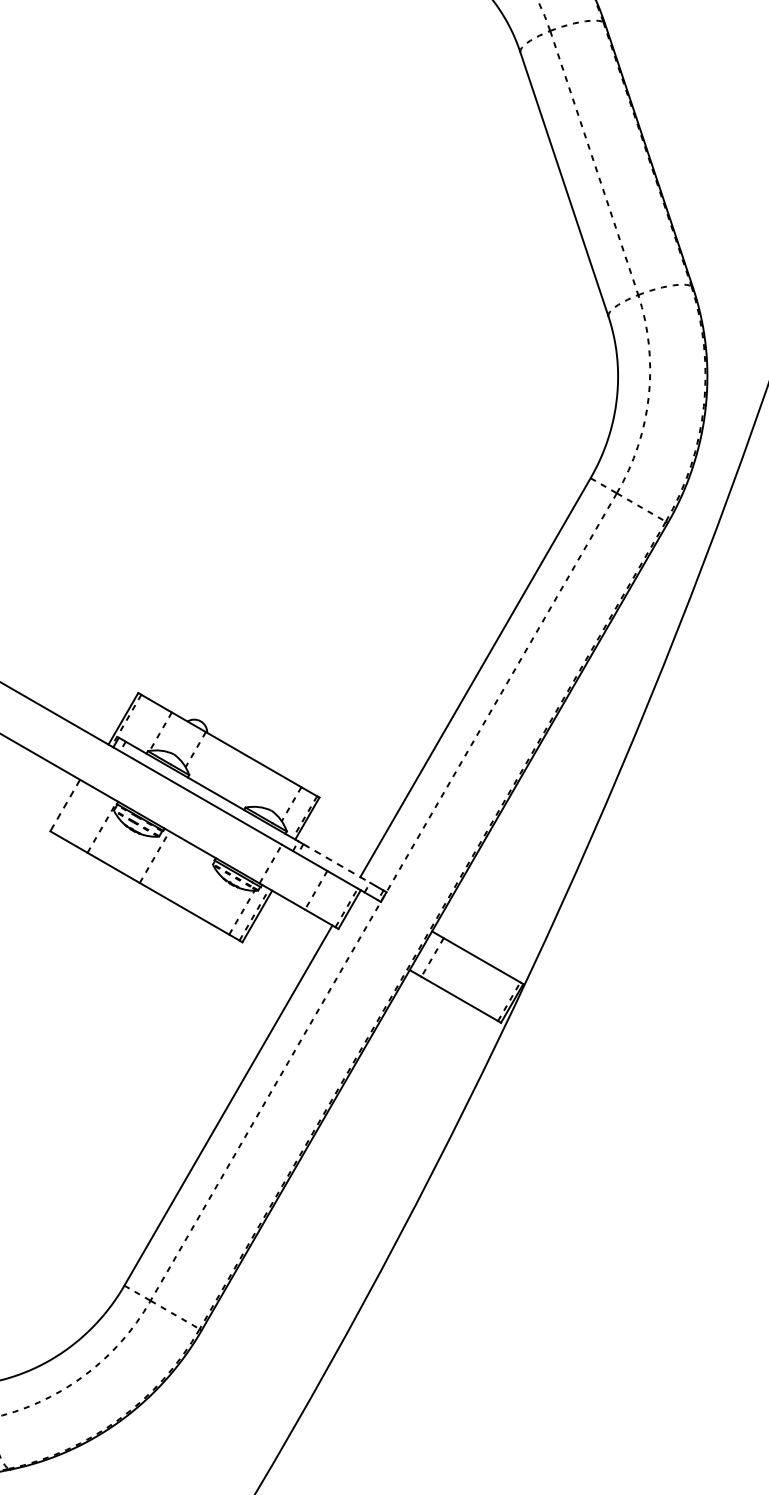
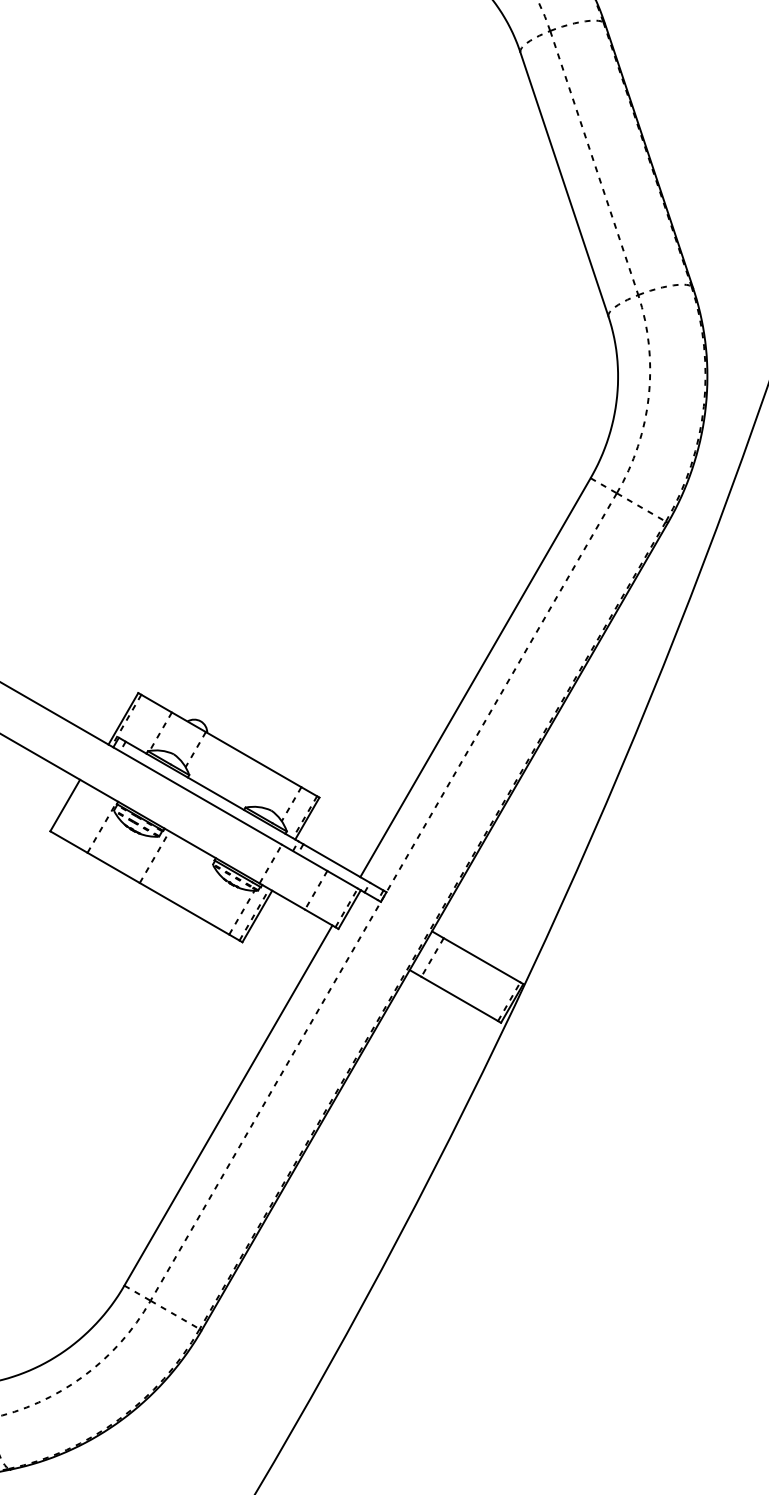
line: dashed -> solid (65, 805)
line: dashed -> solid (336, 863)
